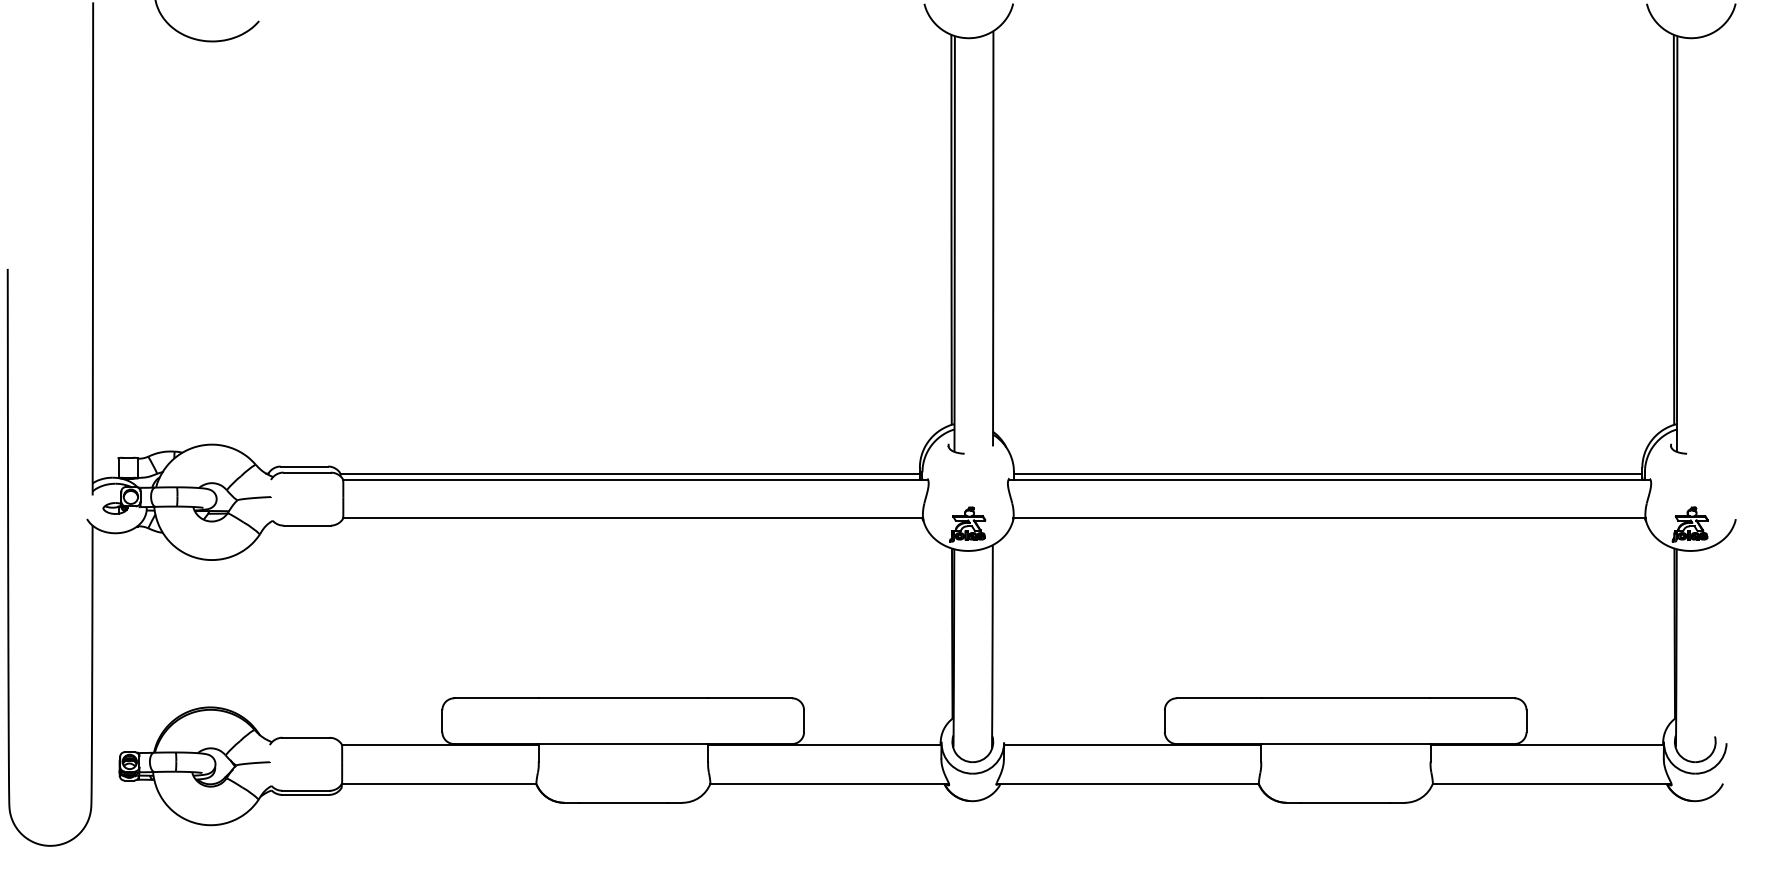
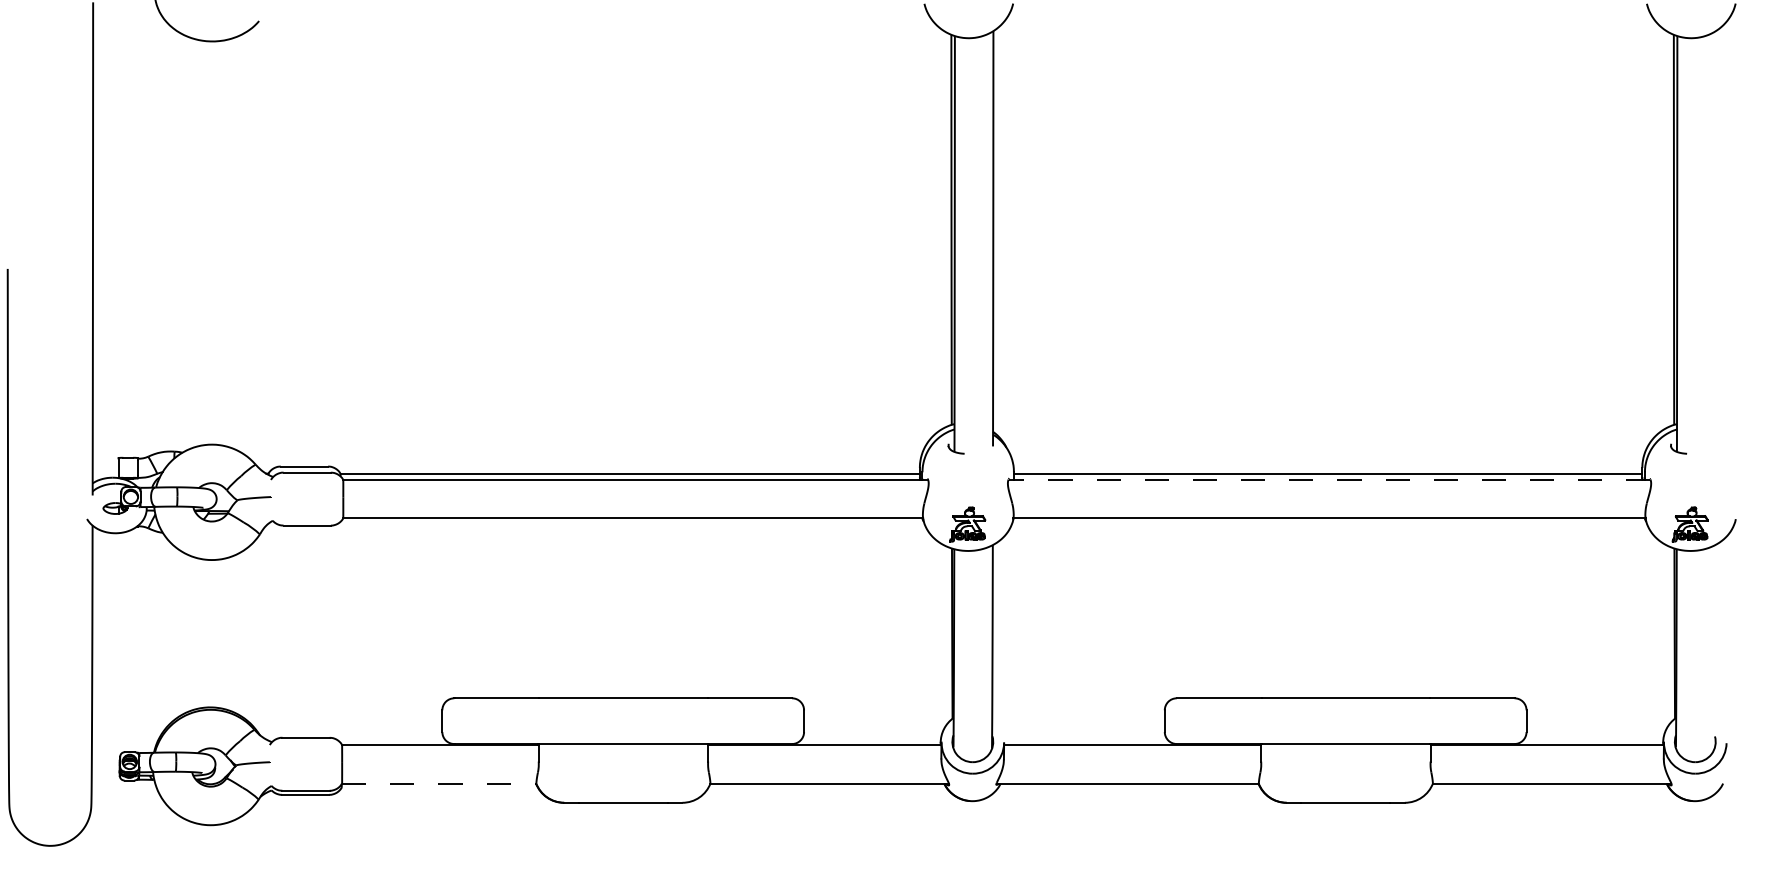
line: solid -> dashed (1329, 479)
line: solid -> dashed (439, 783)
